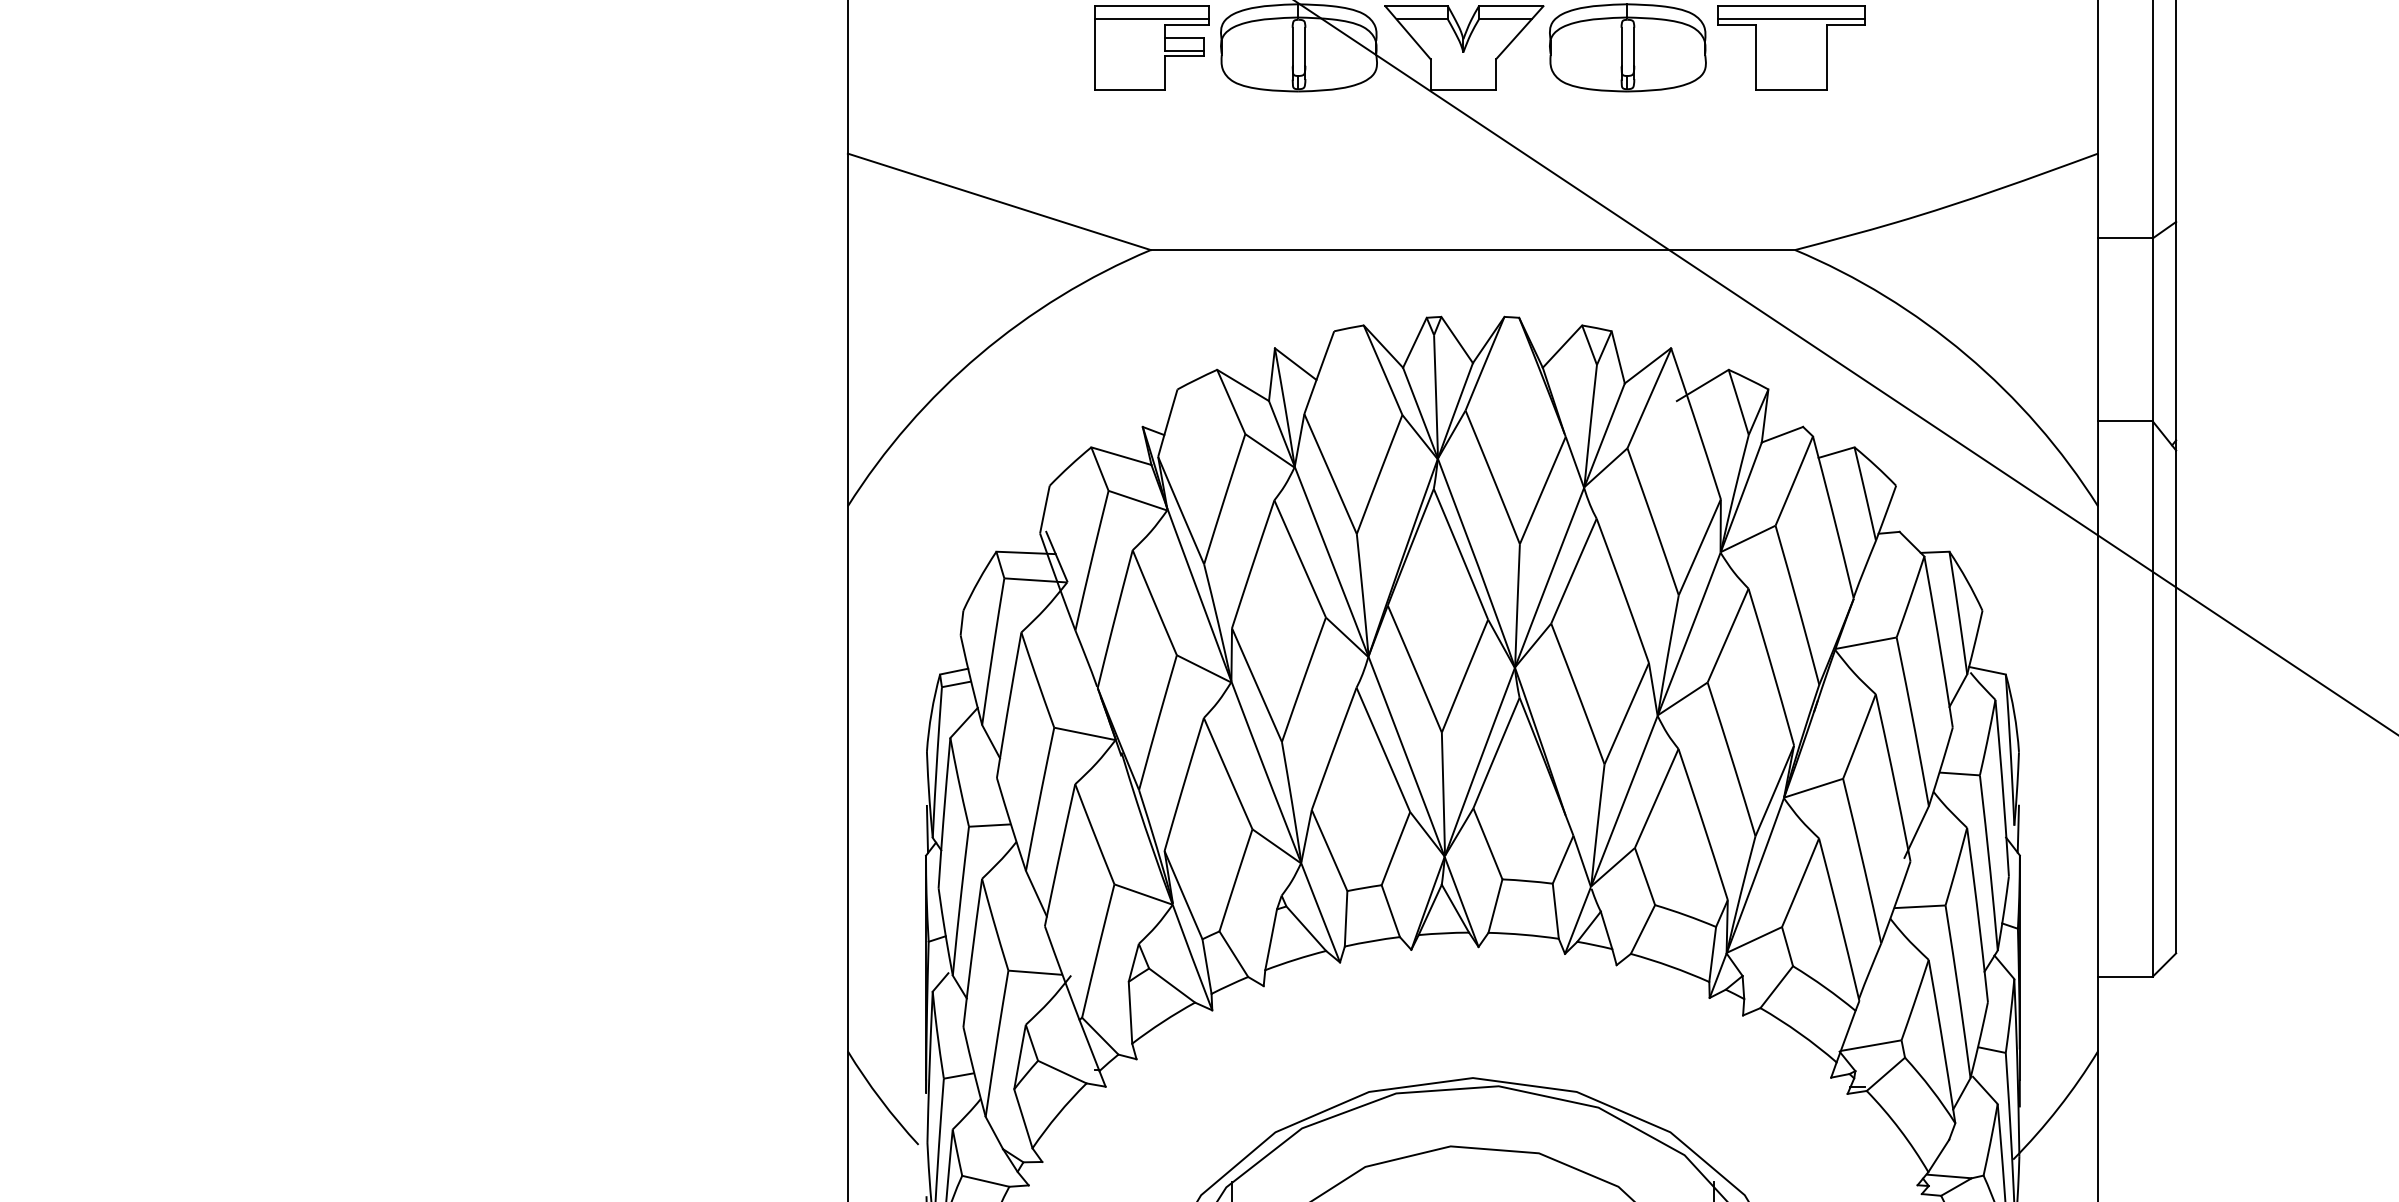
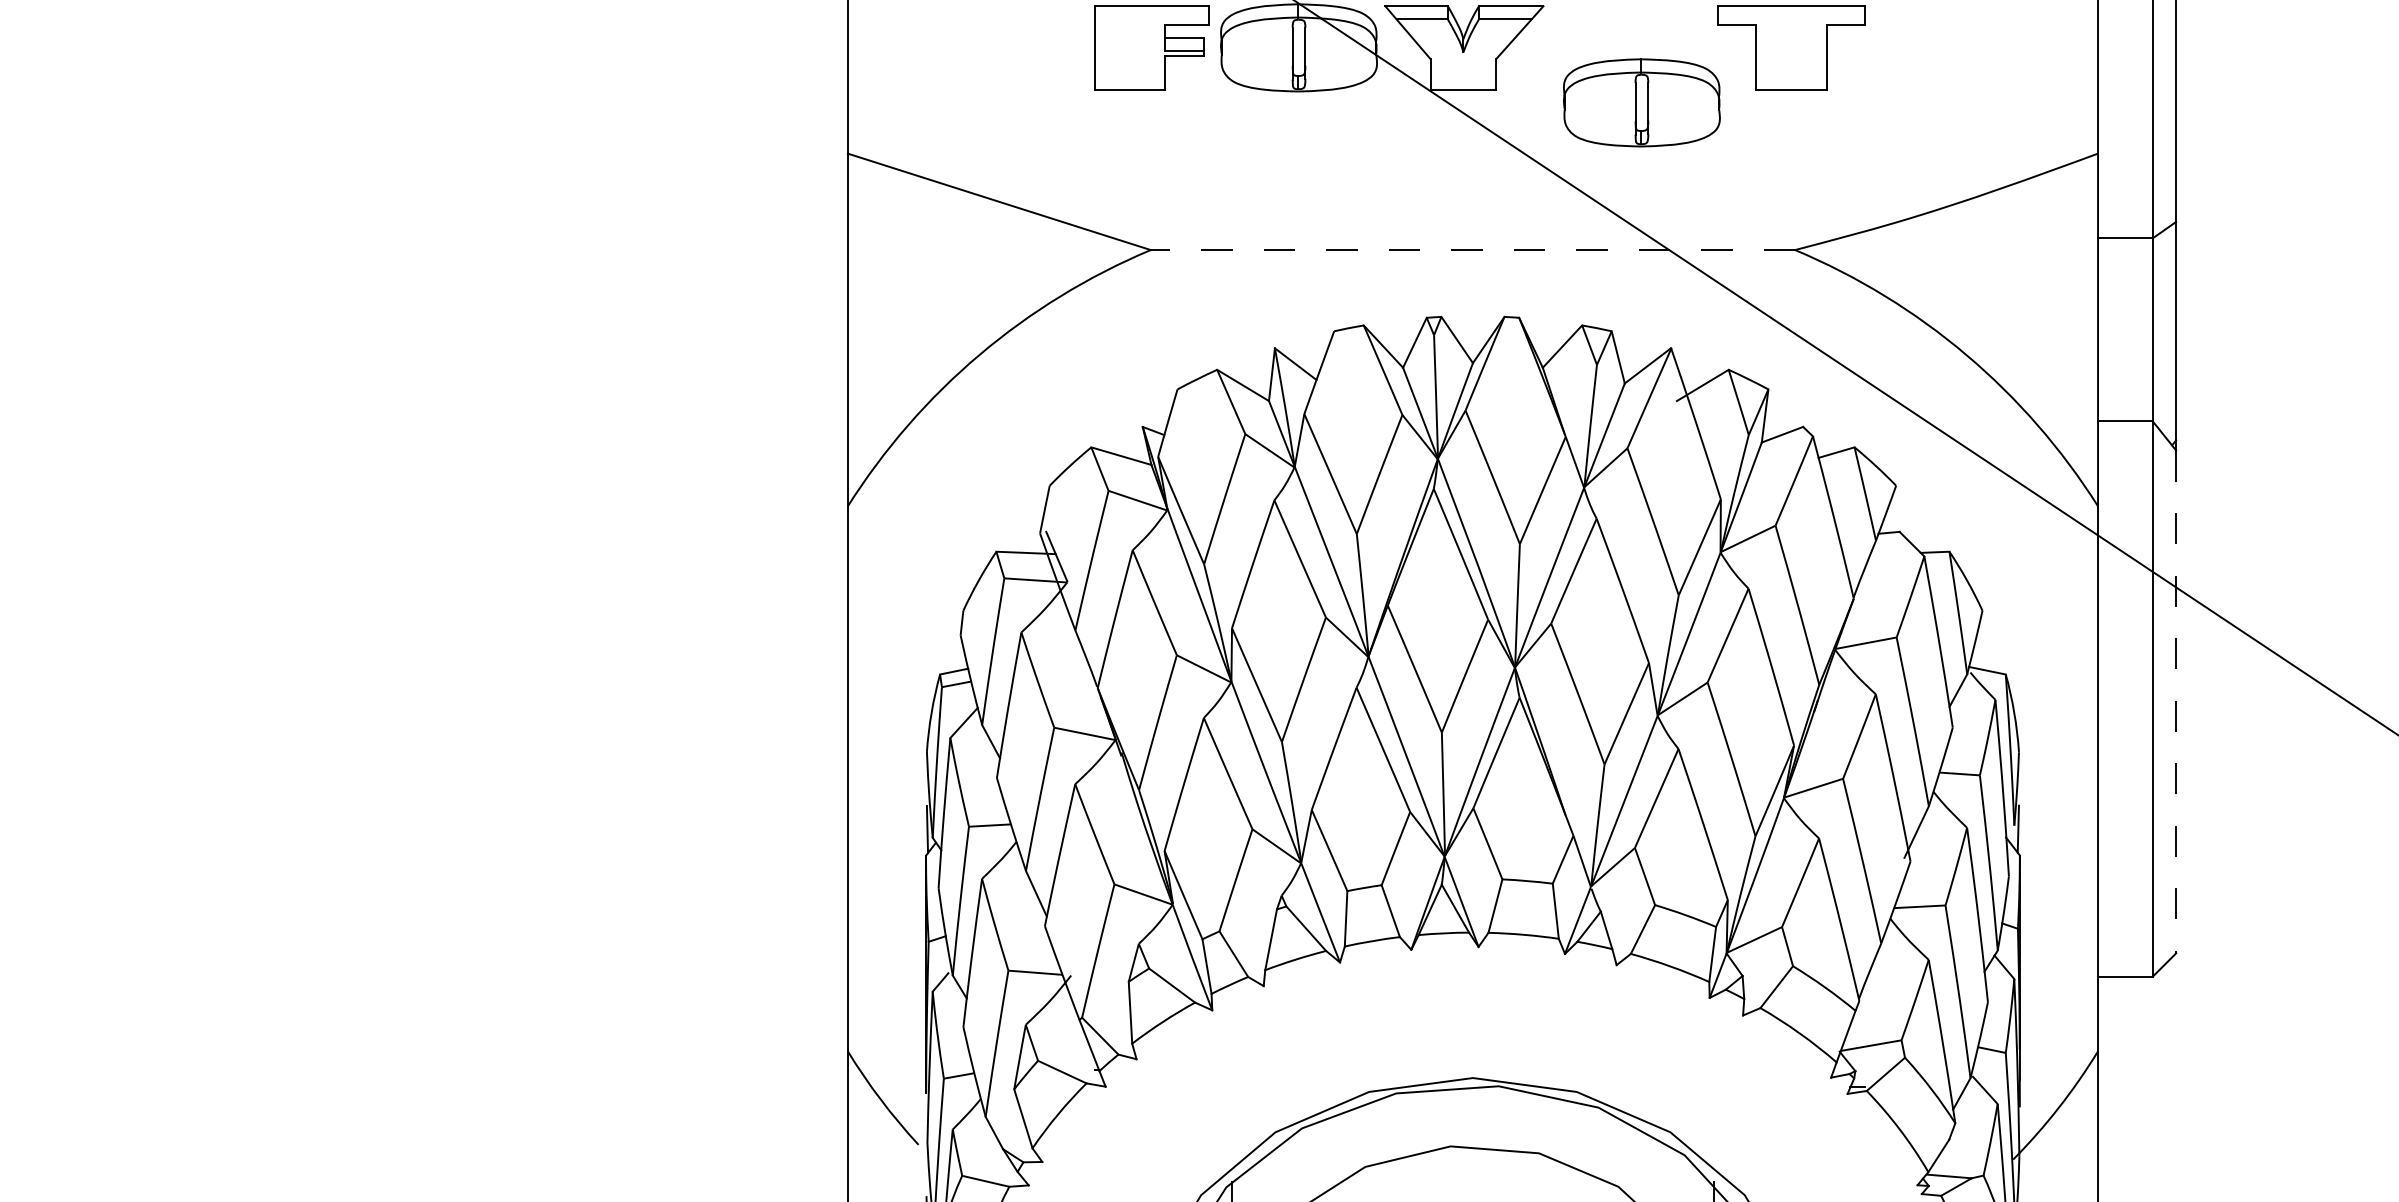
line: present -> none (1151, 19)
line: present -> none (1791, 19)
part position: (1627, 47) -> (1641, 102) (1641, 102)
line: solid -> dashed (1472, 250)
line: solid -> dashed (2176, 702)
